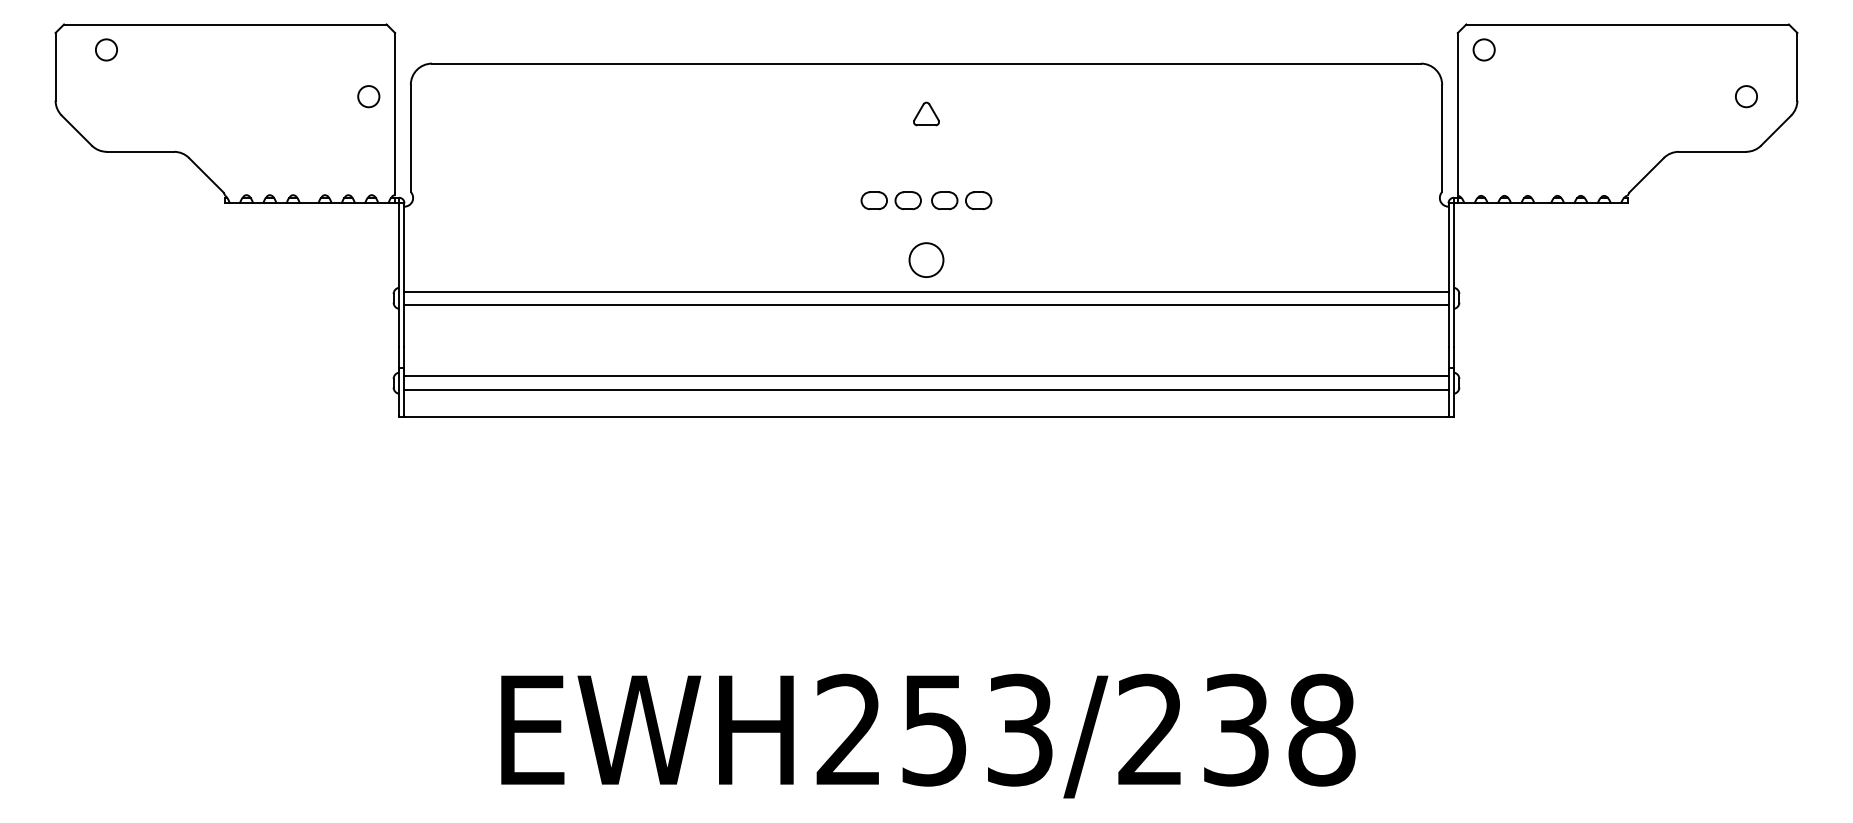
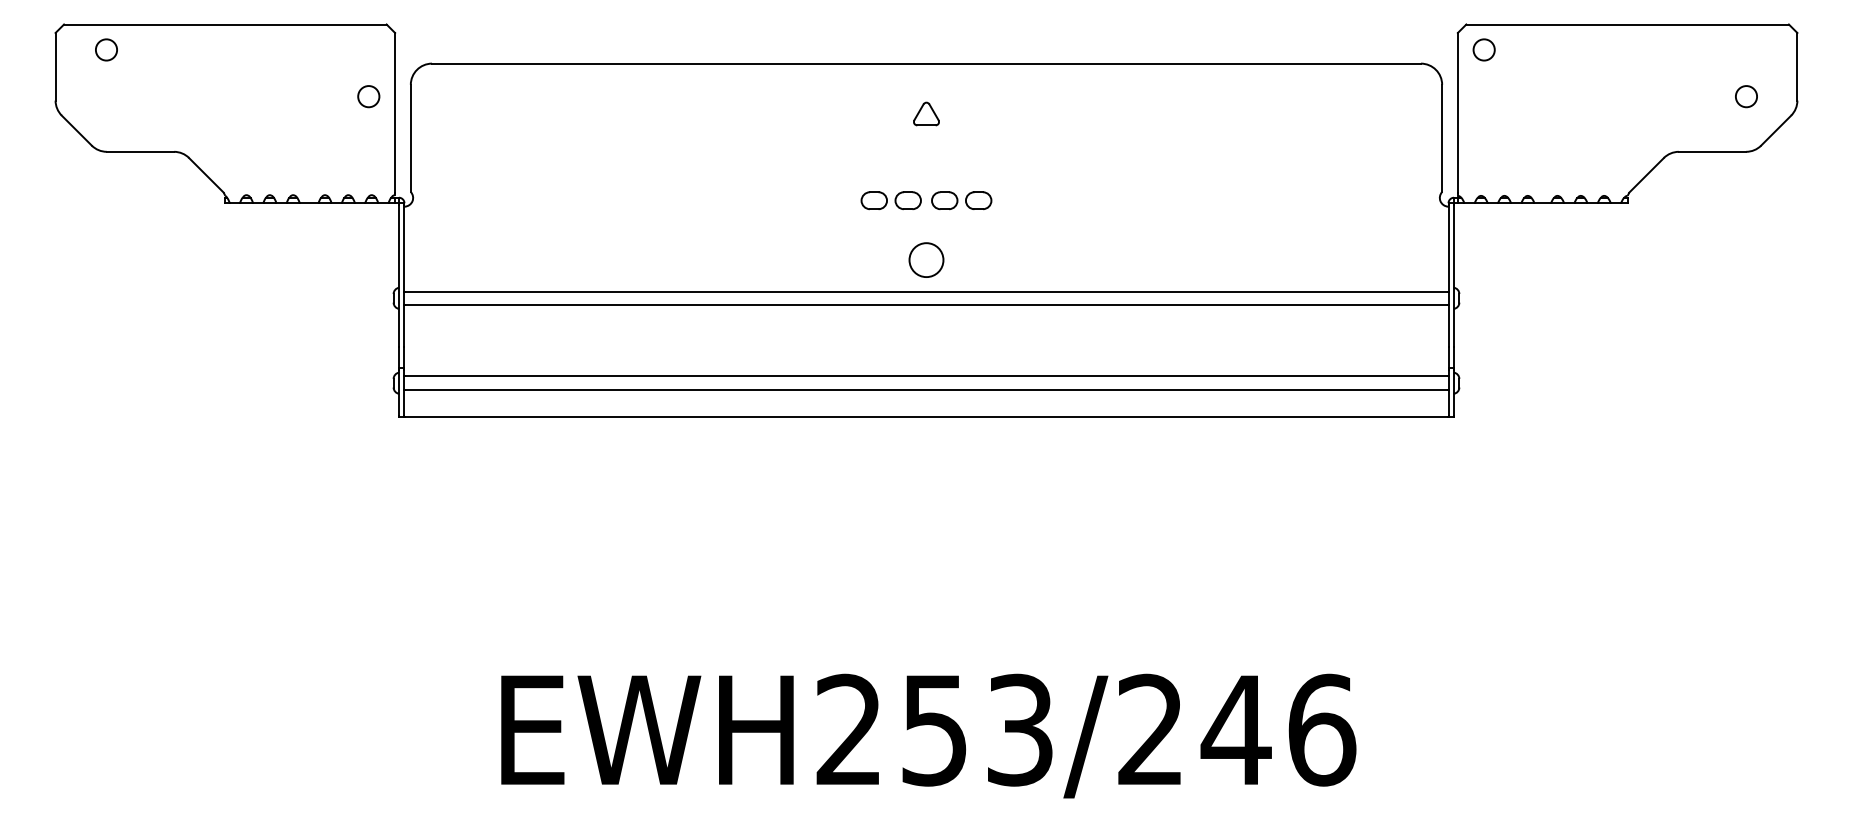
text: EWH253/238 -> EWH253/246 (1278, 729)
